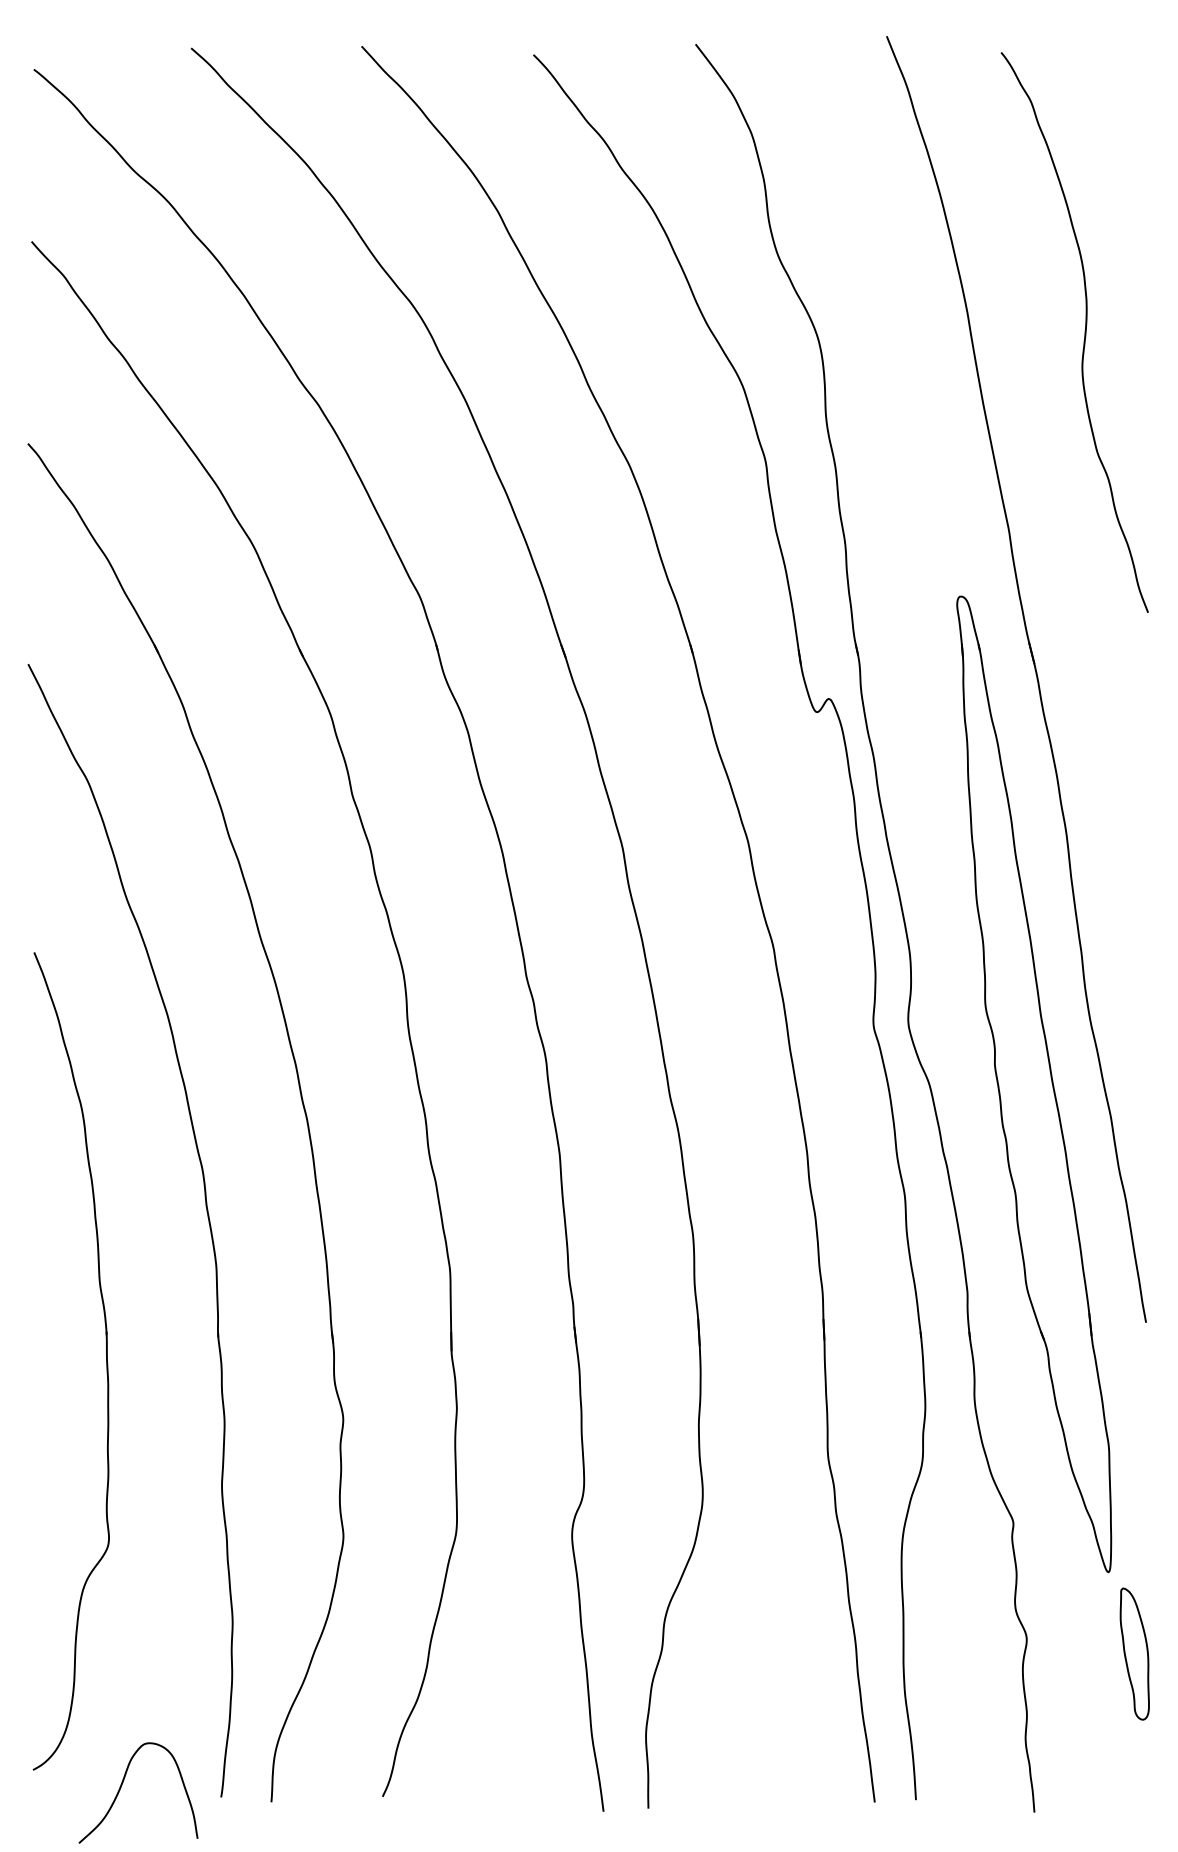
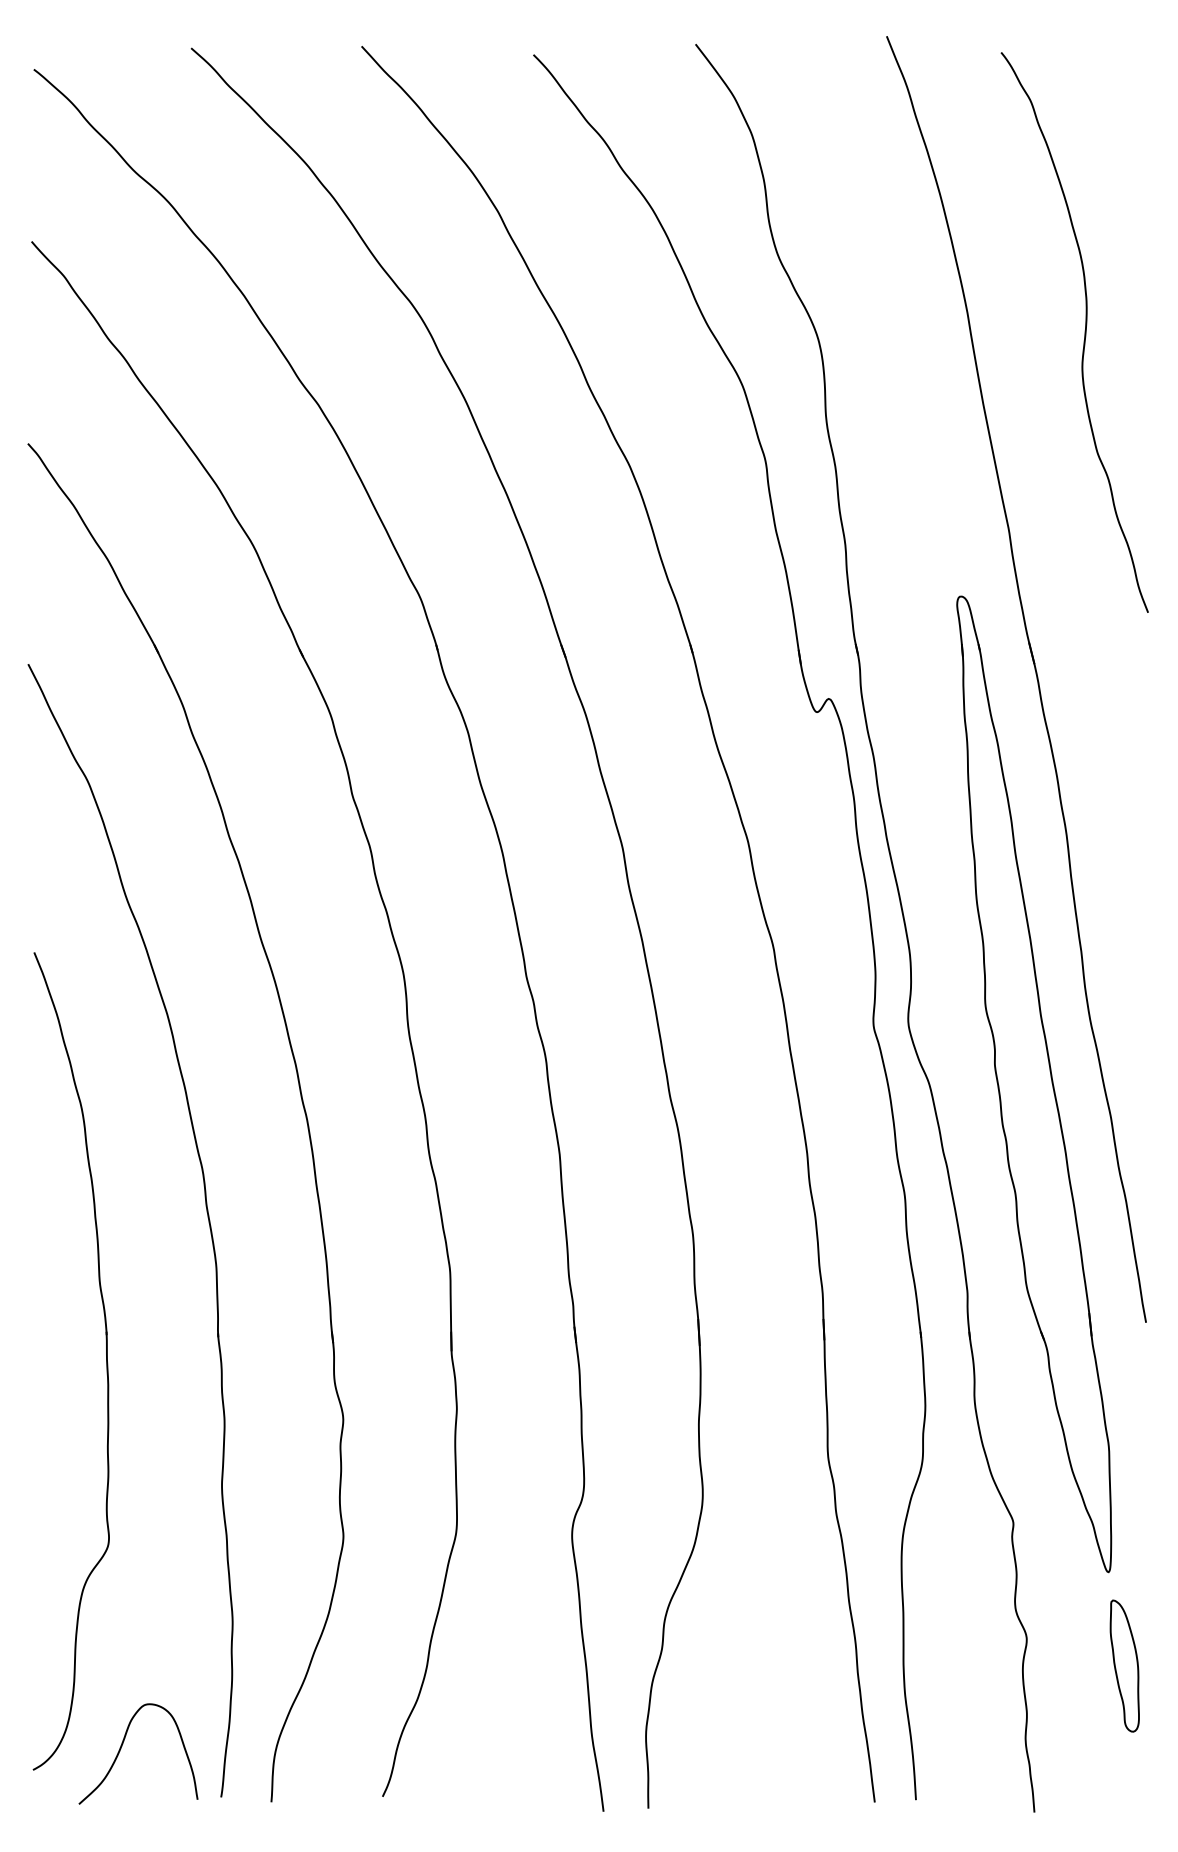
part position: (1134, 1653) -> (1124, 1665) (1124, 1665)
curve position: (122, 1785) -> (122, 1746) (122, 1746)
